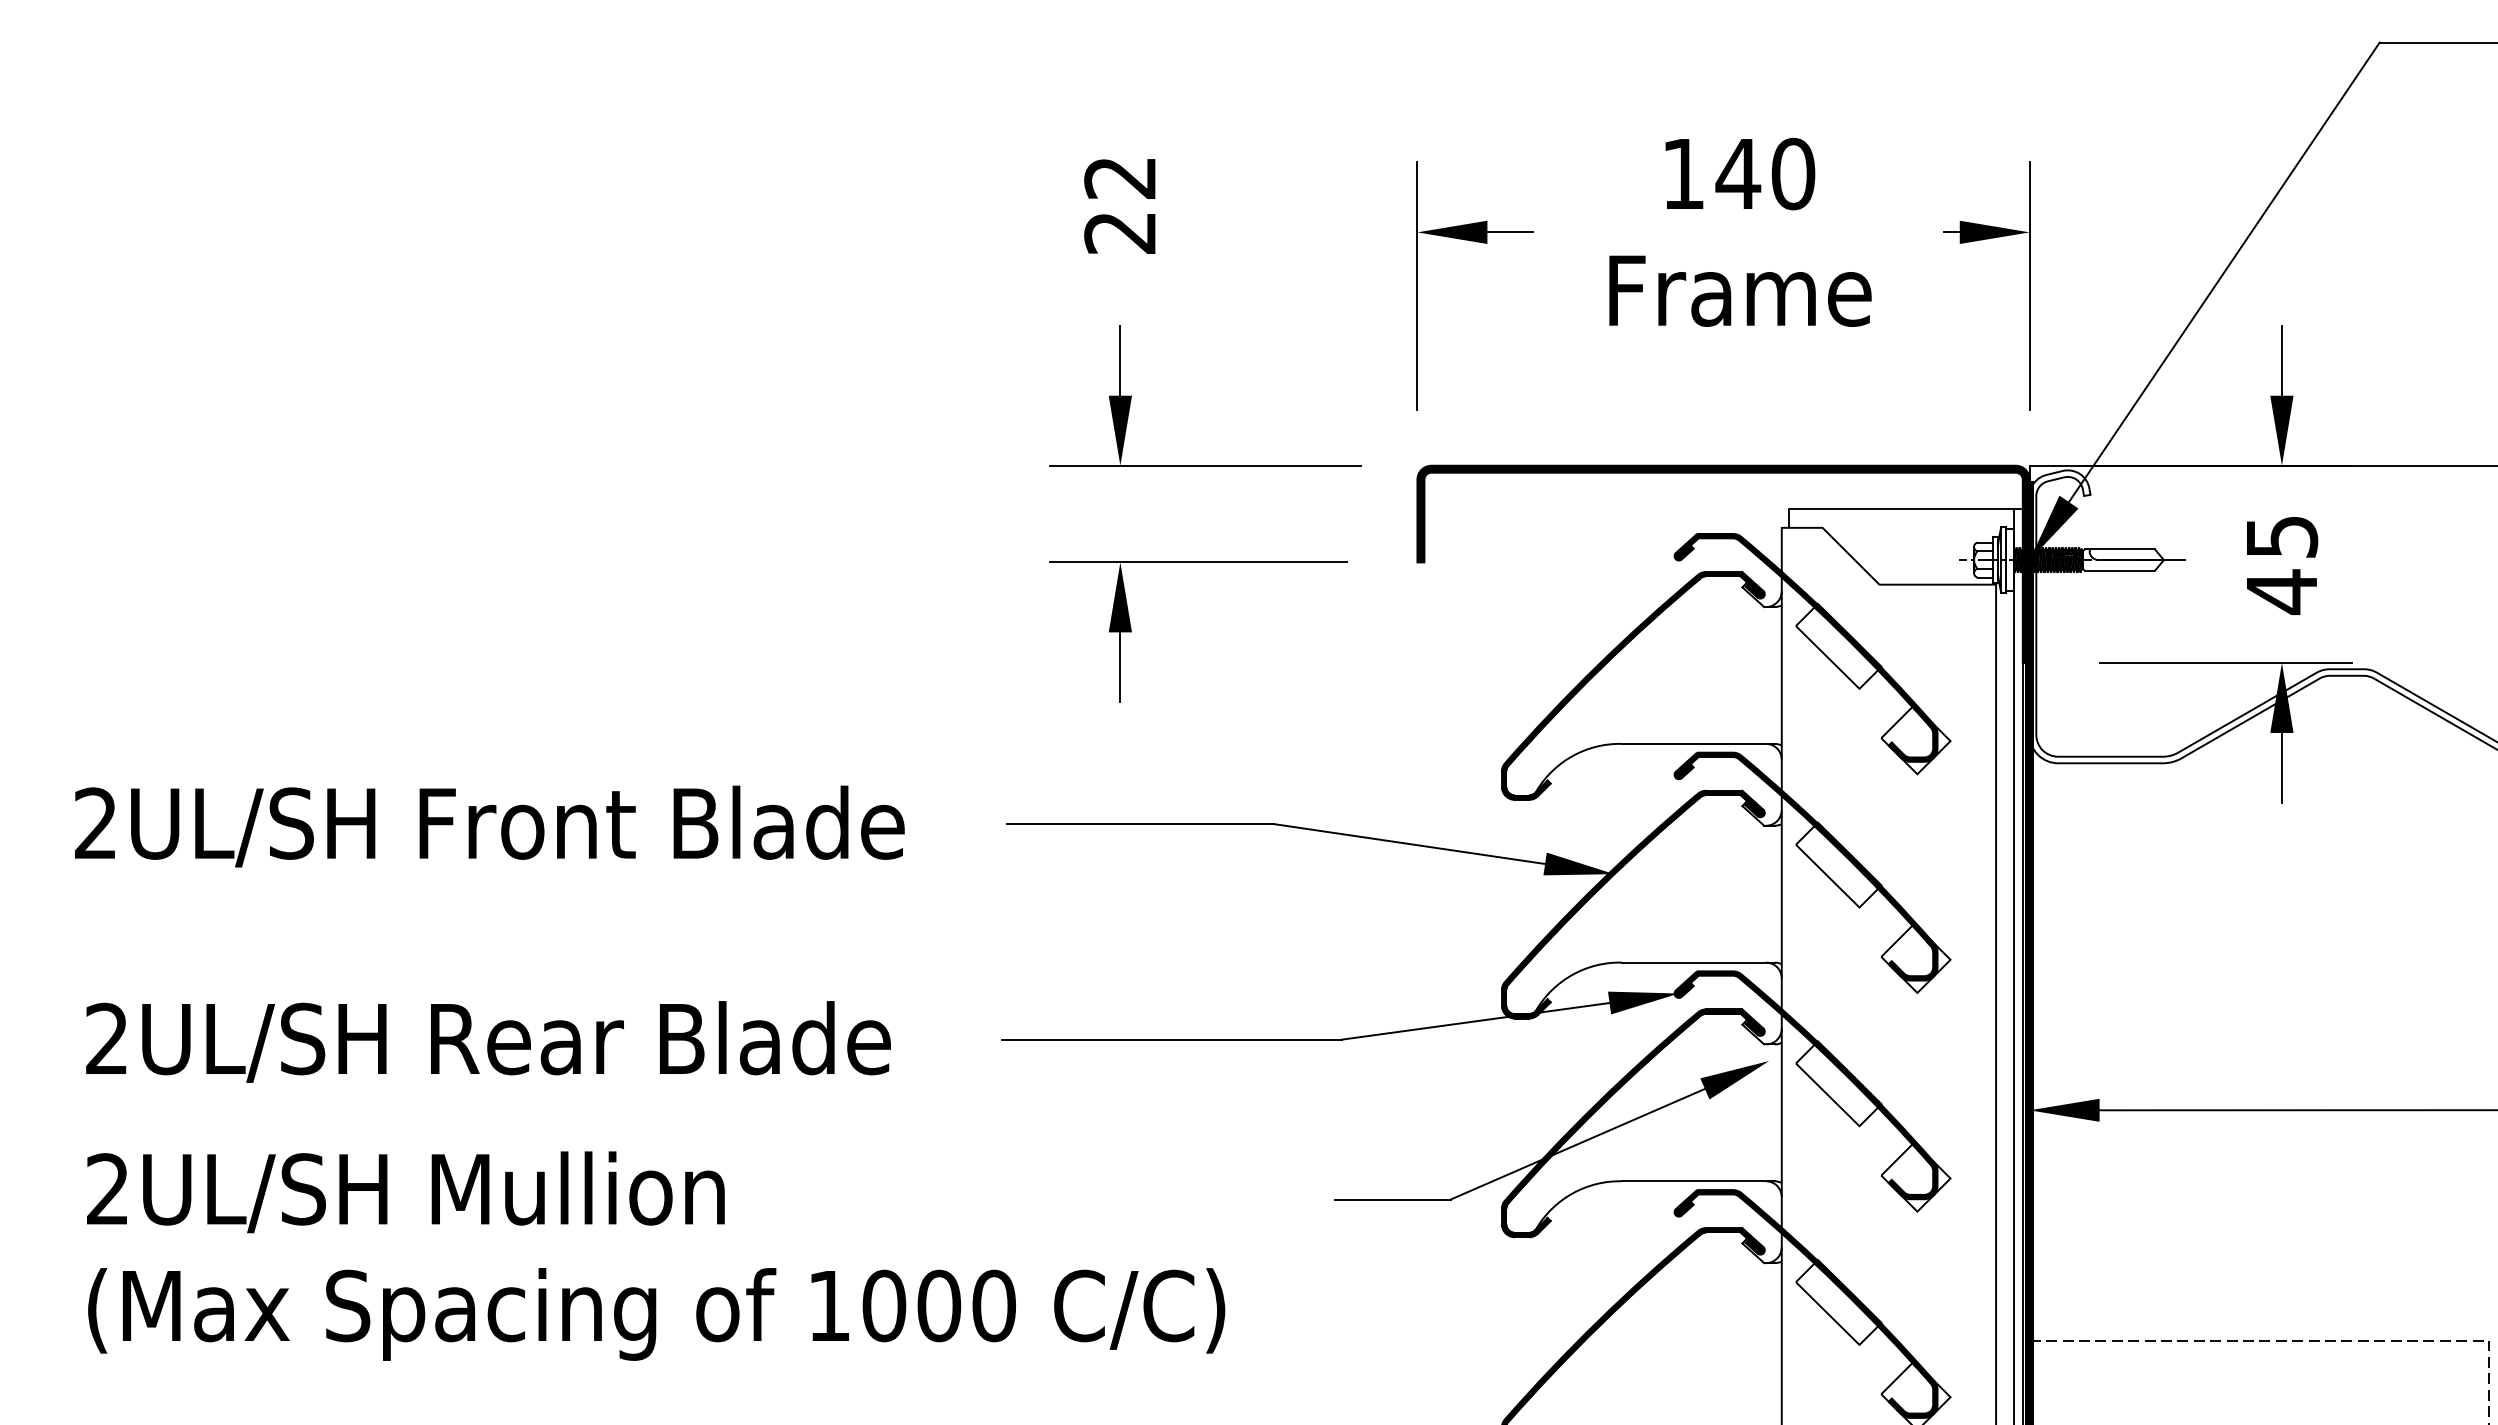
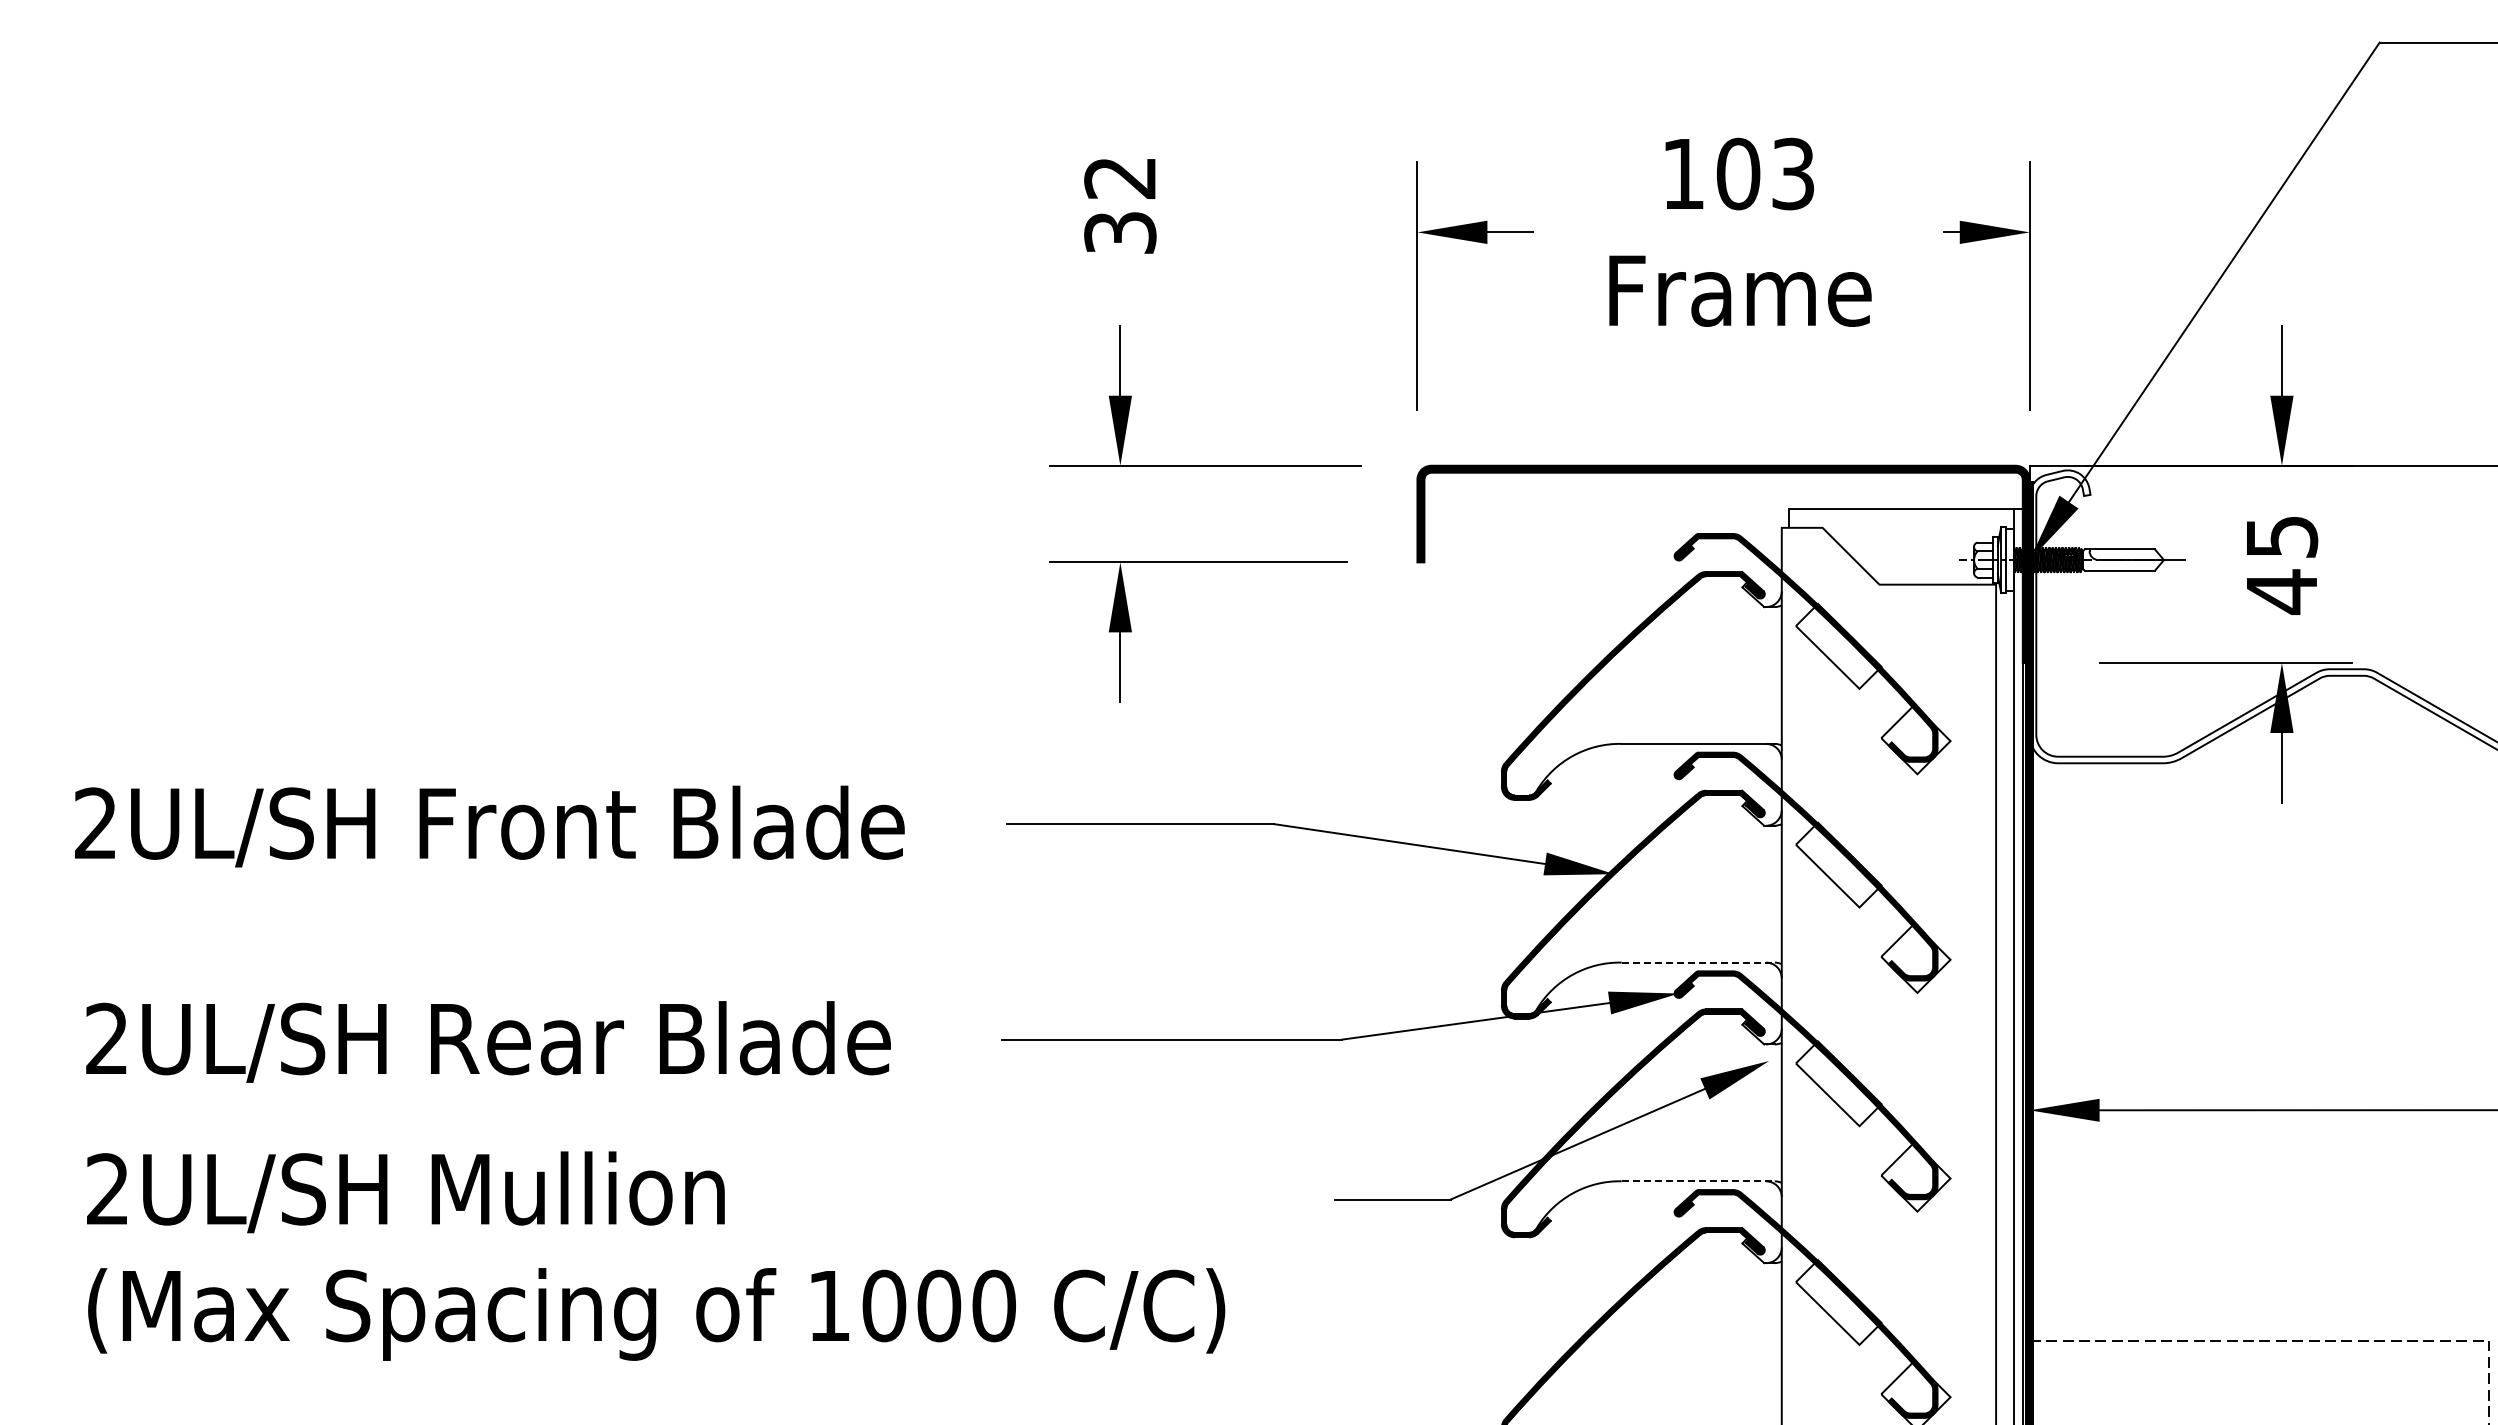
text: 140 -> 103 (1765, 173)
text: 22 -> 32 (1120, 232)
line: solid -> dashed (1698, 962)
line: solid -> dashed (1698, 1181)
